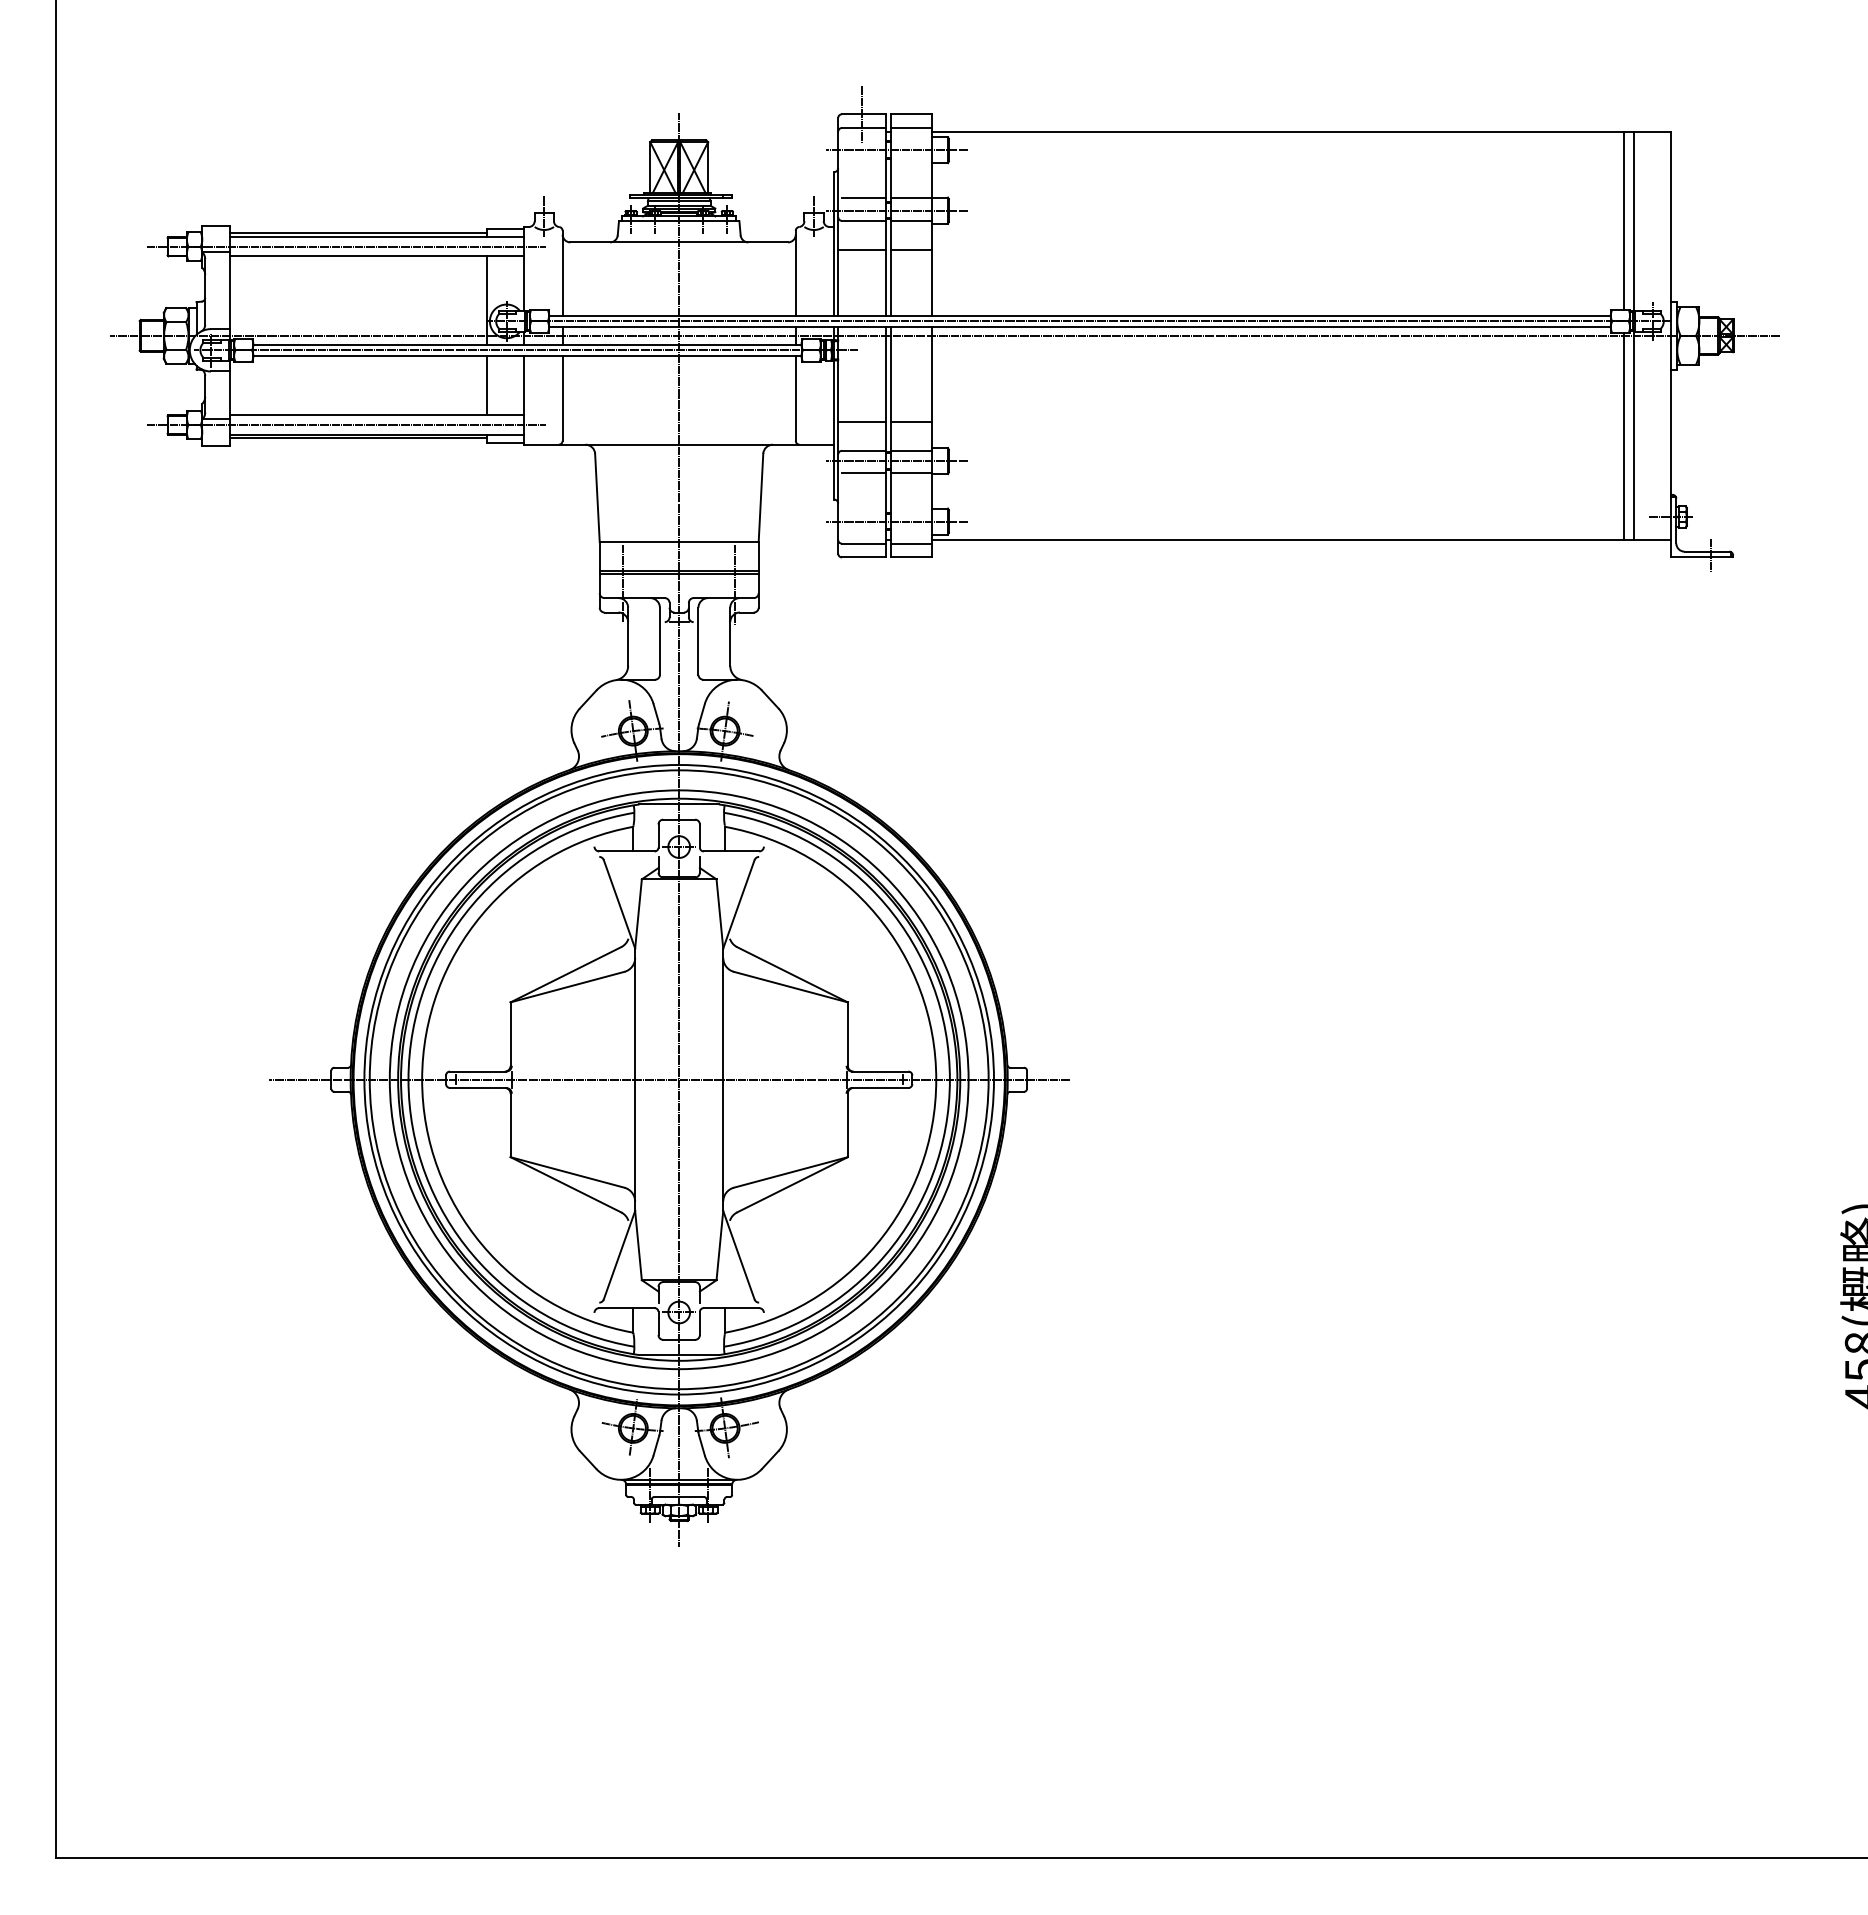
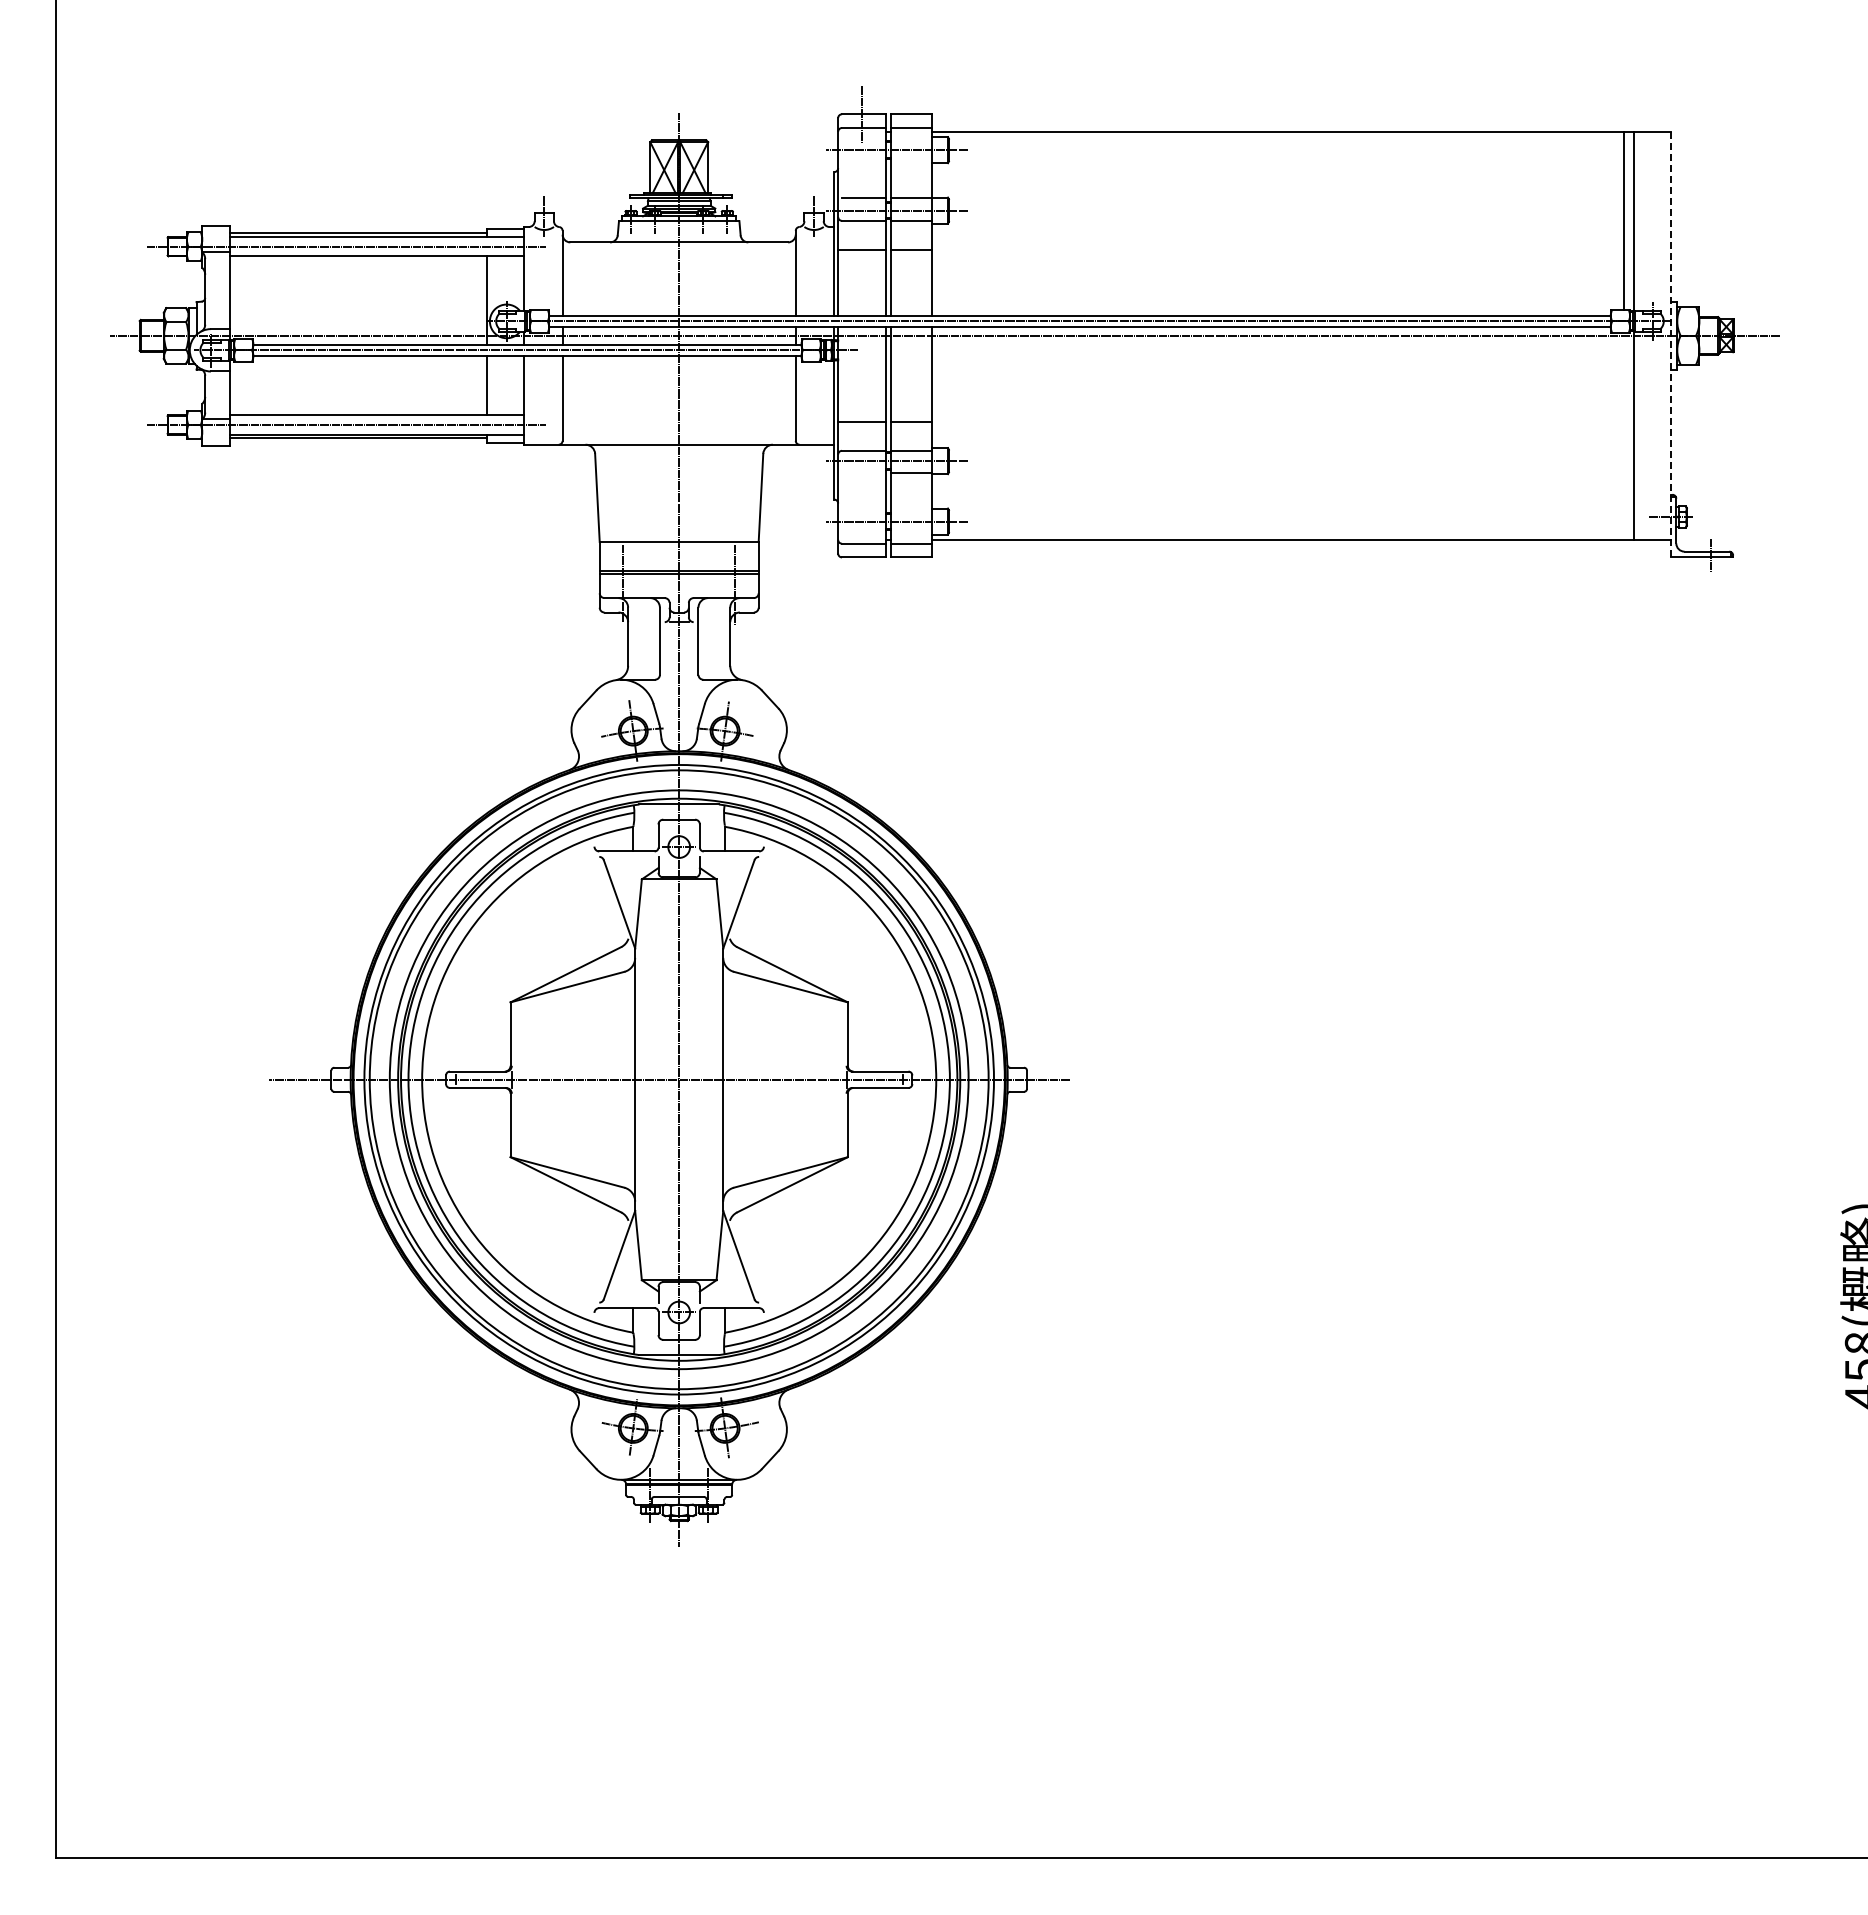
line: solid -> dashed (1670, 344)
line: present -> none (1624, 436)
line: present -> none (864, 473)
